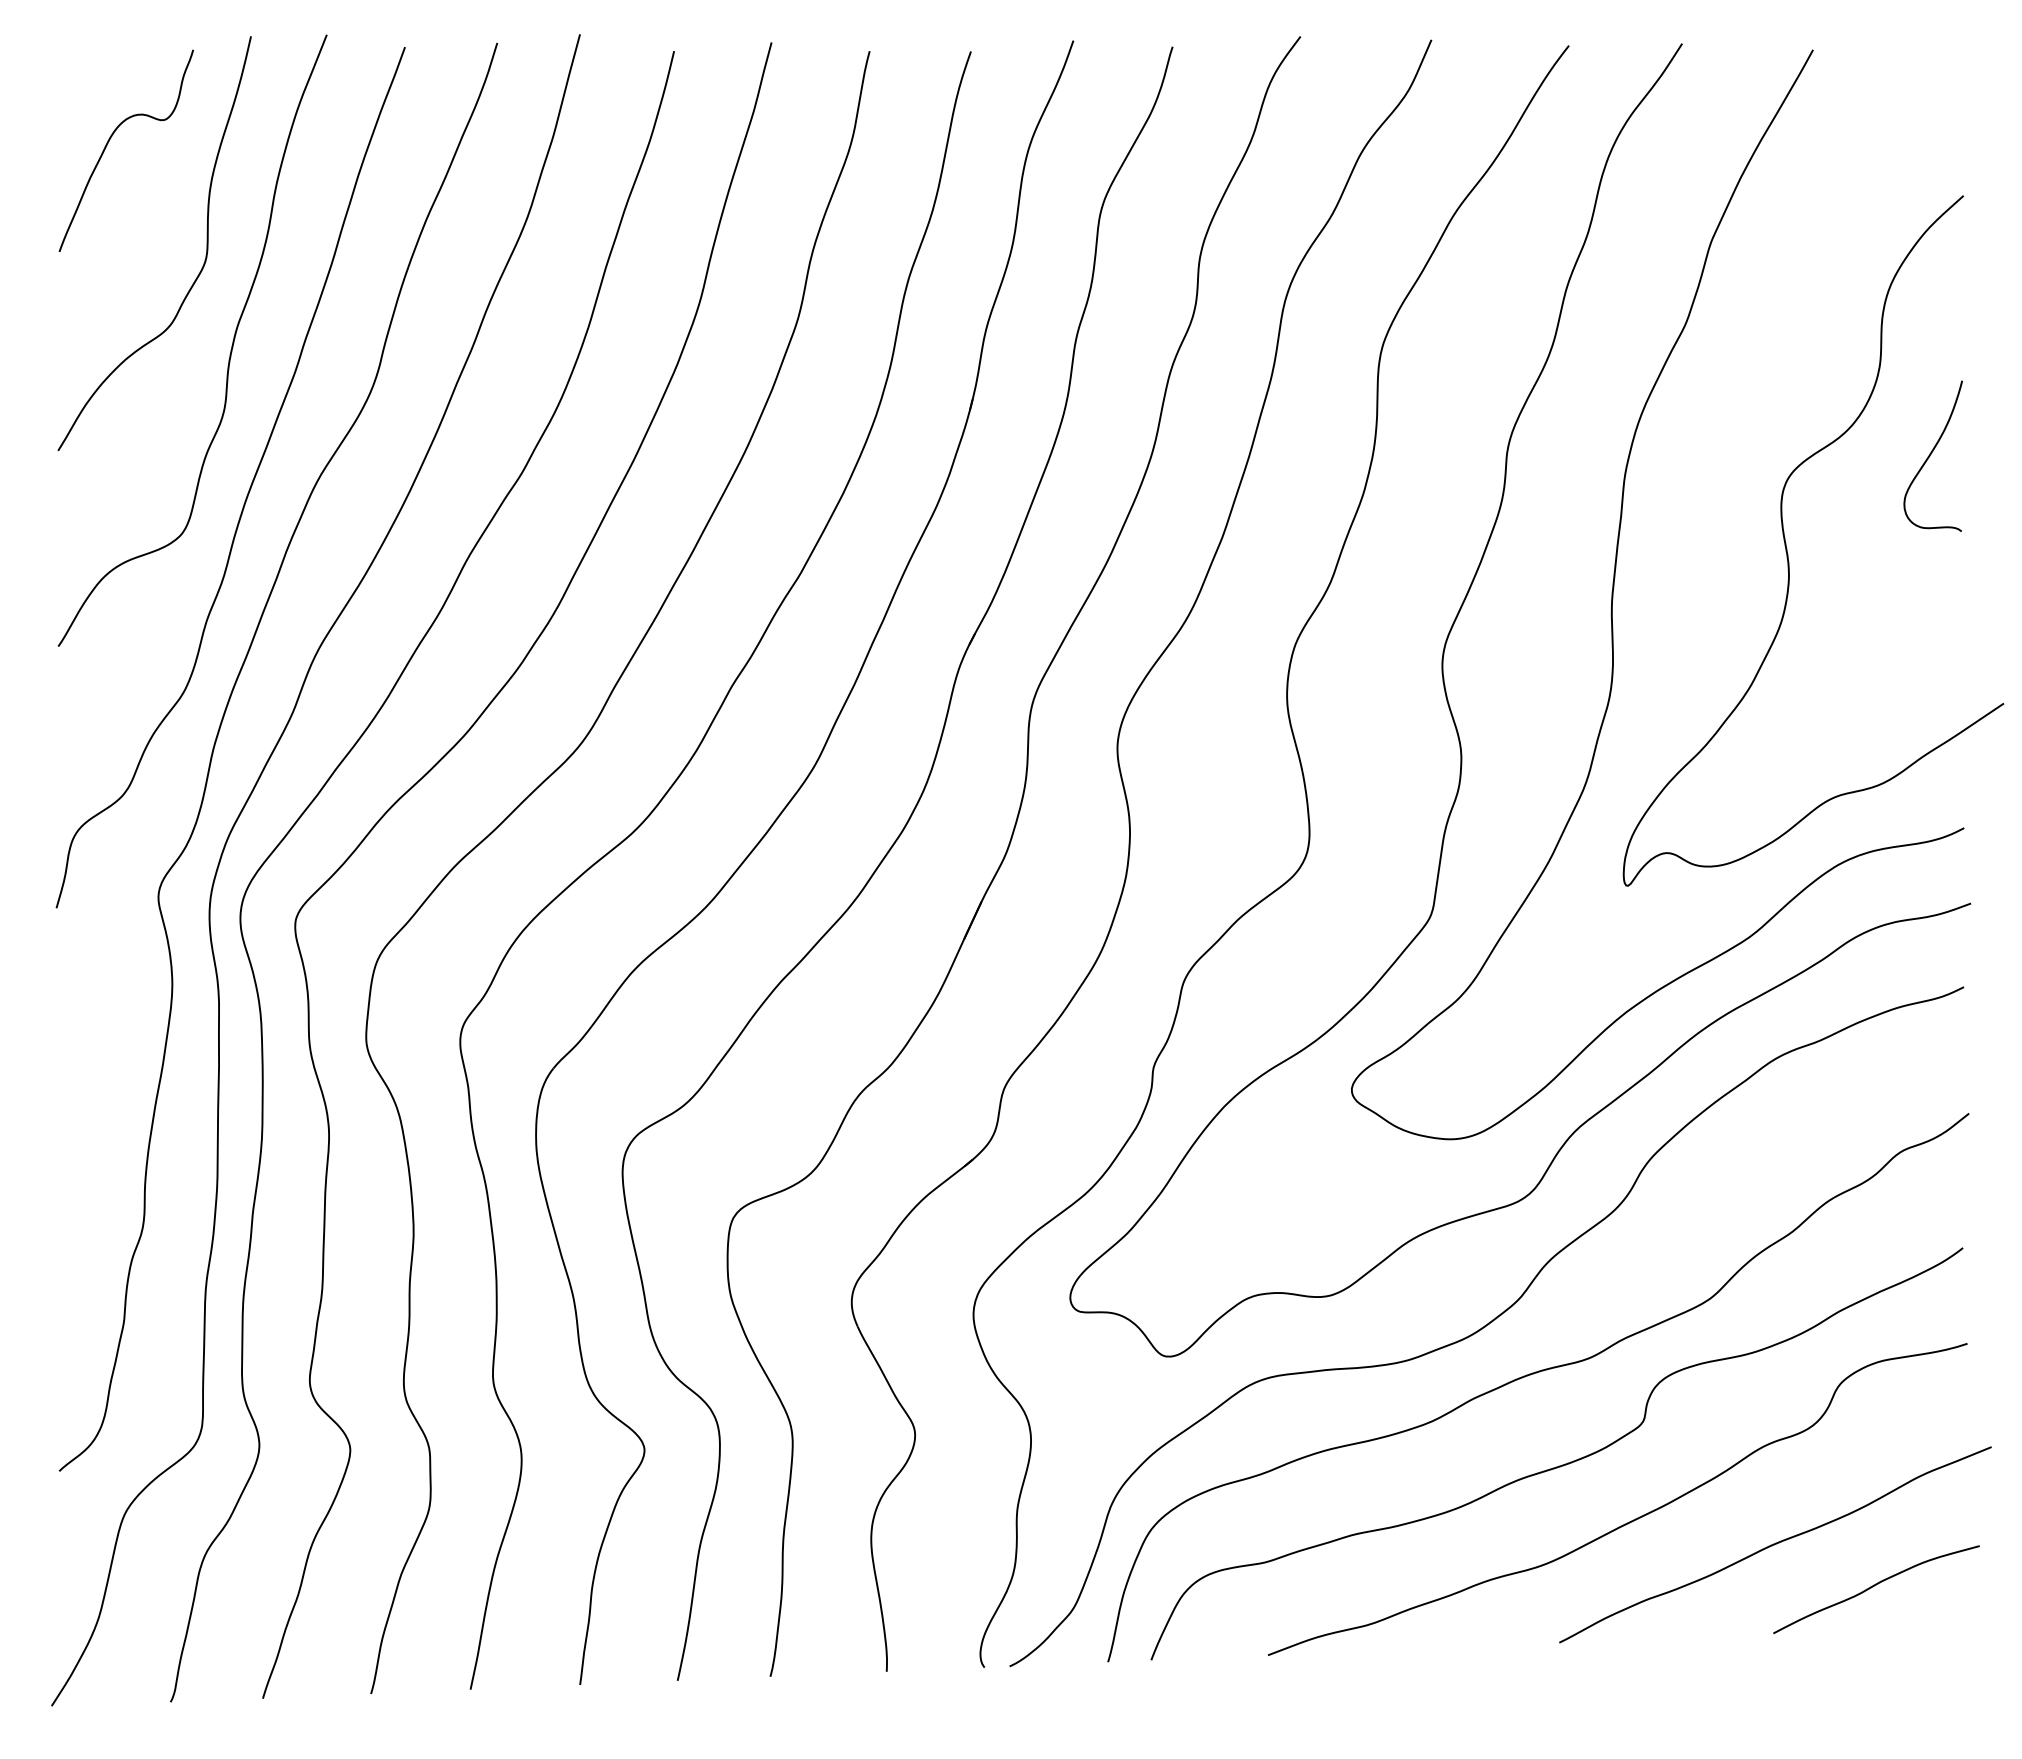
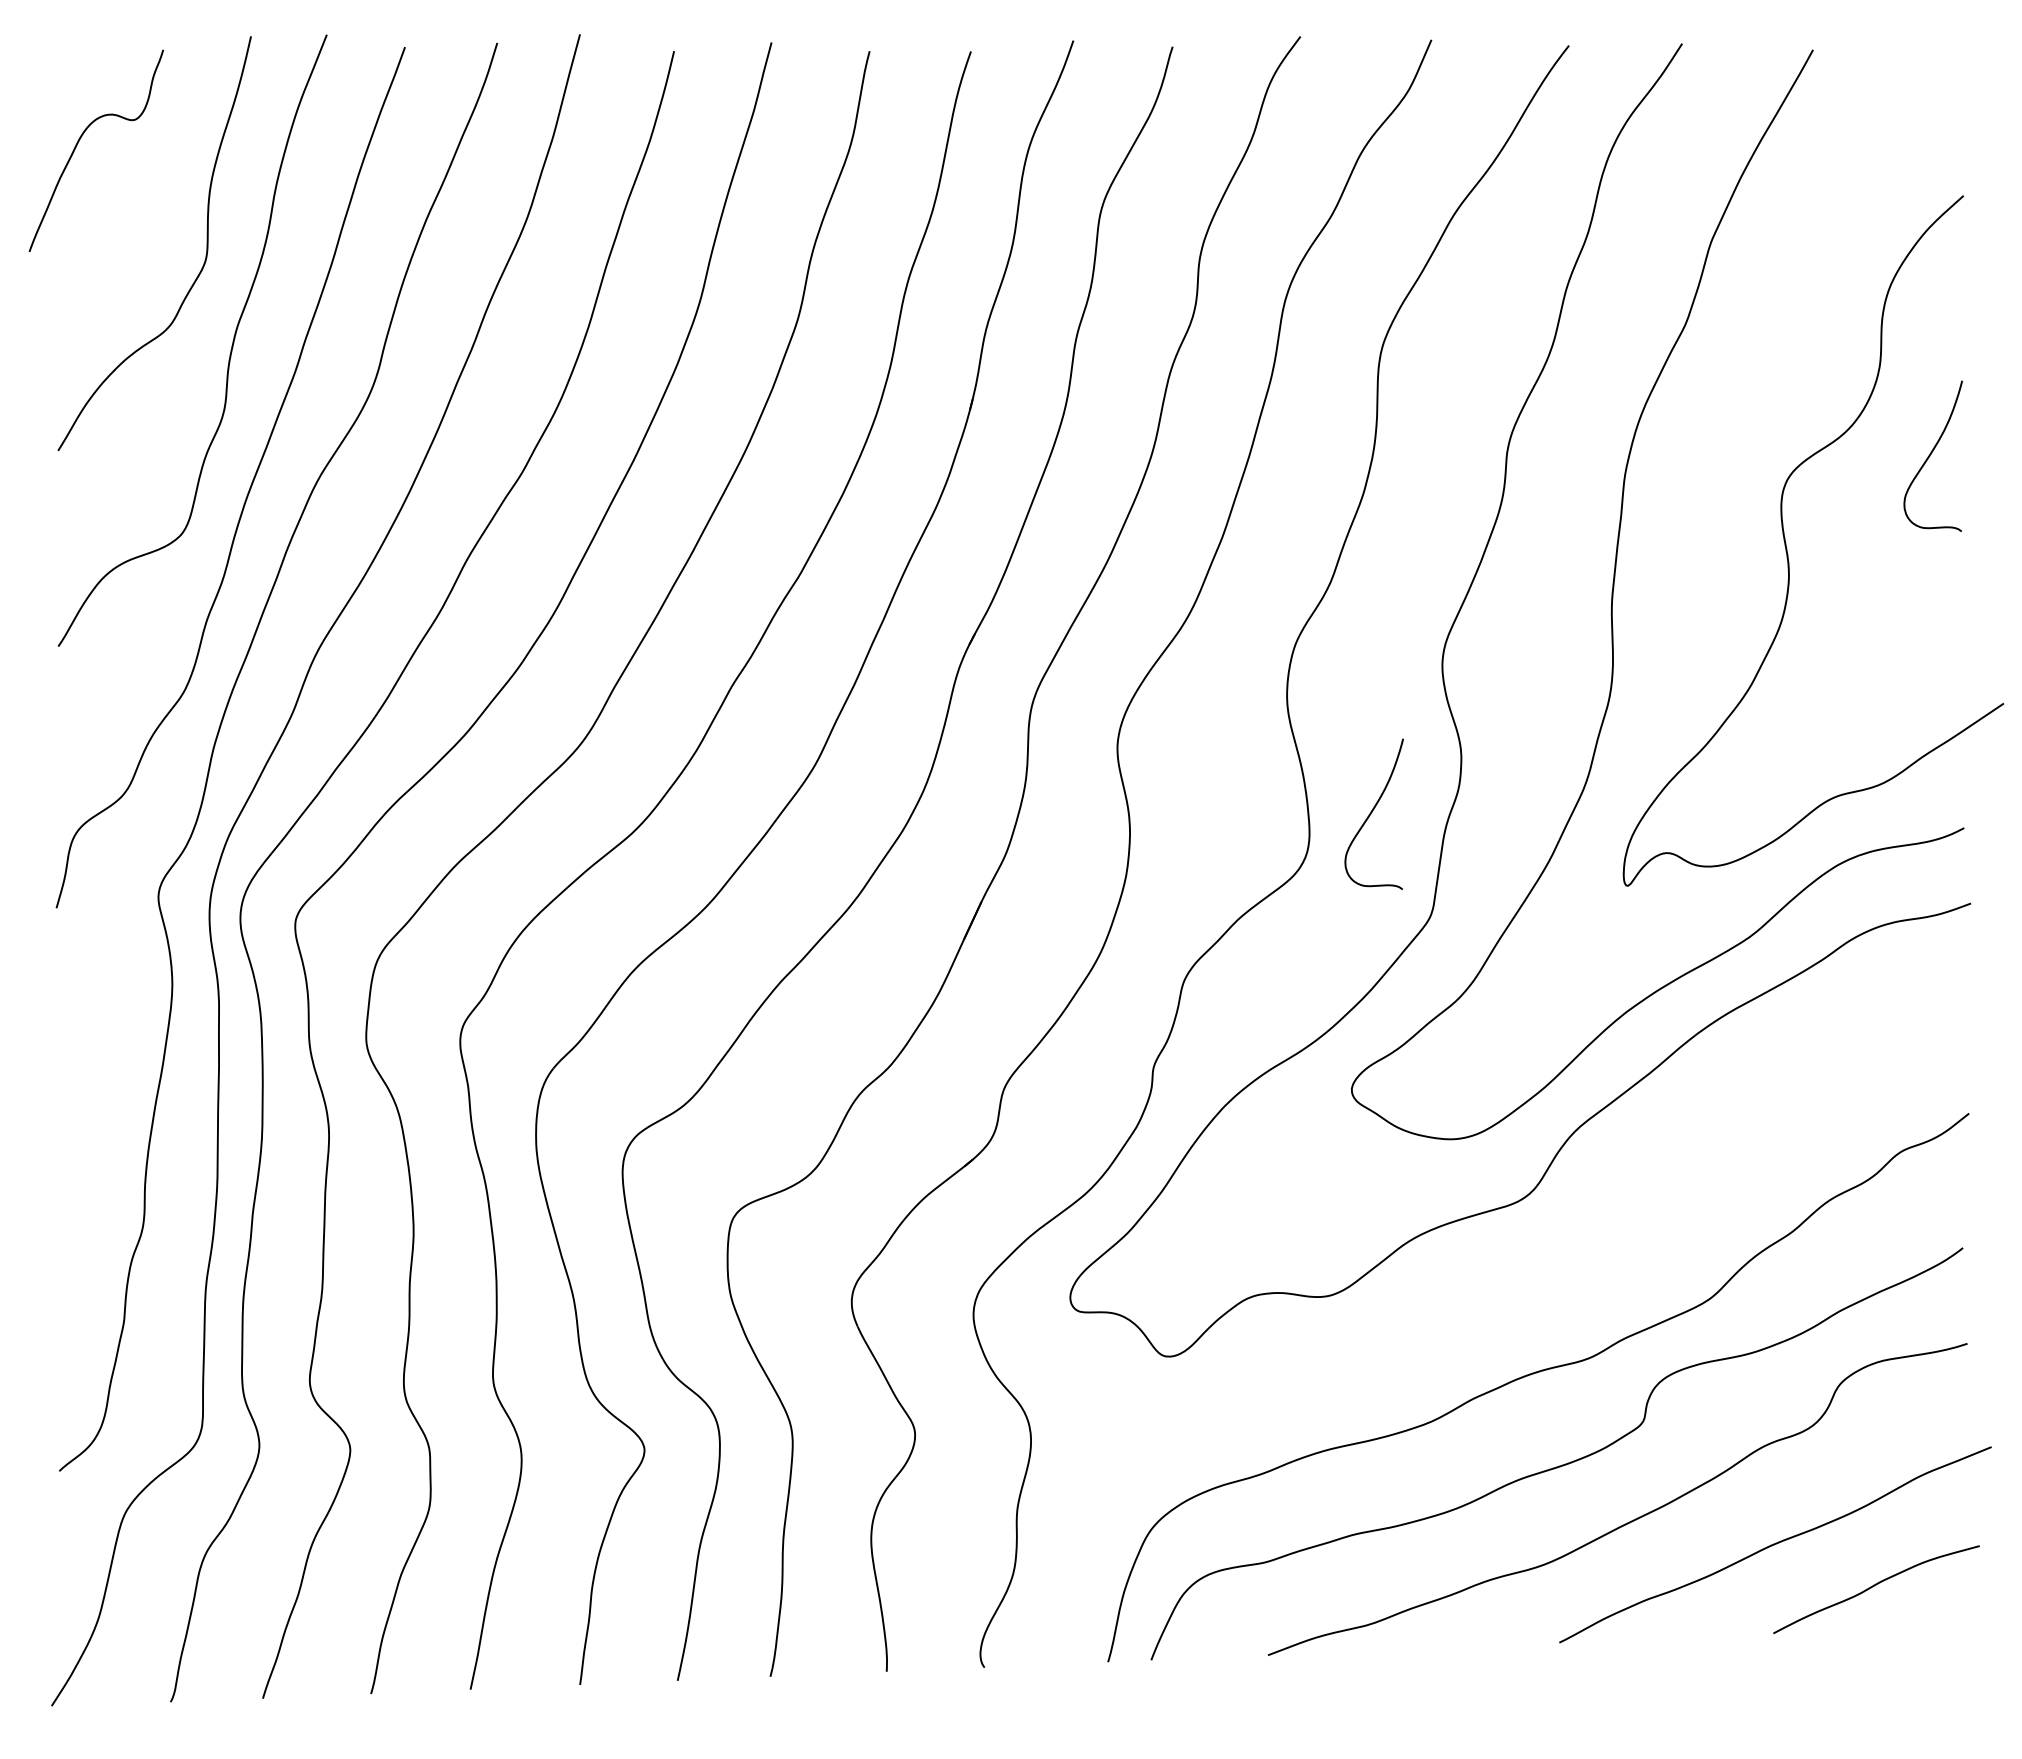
curve position: (109, 141) -> (79, 141) (79, 141)
curve: none -> present (1372, 812)
curve: present -> none (1486, 1326)
